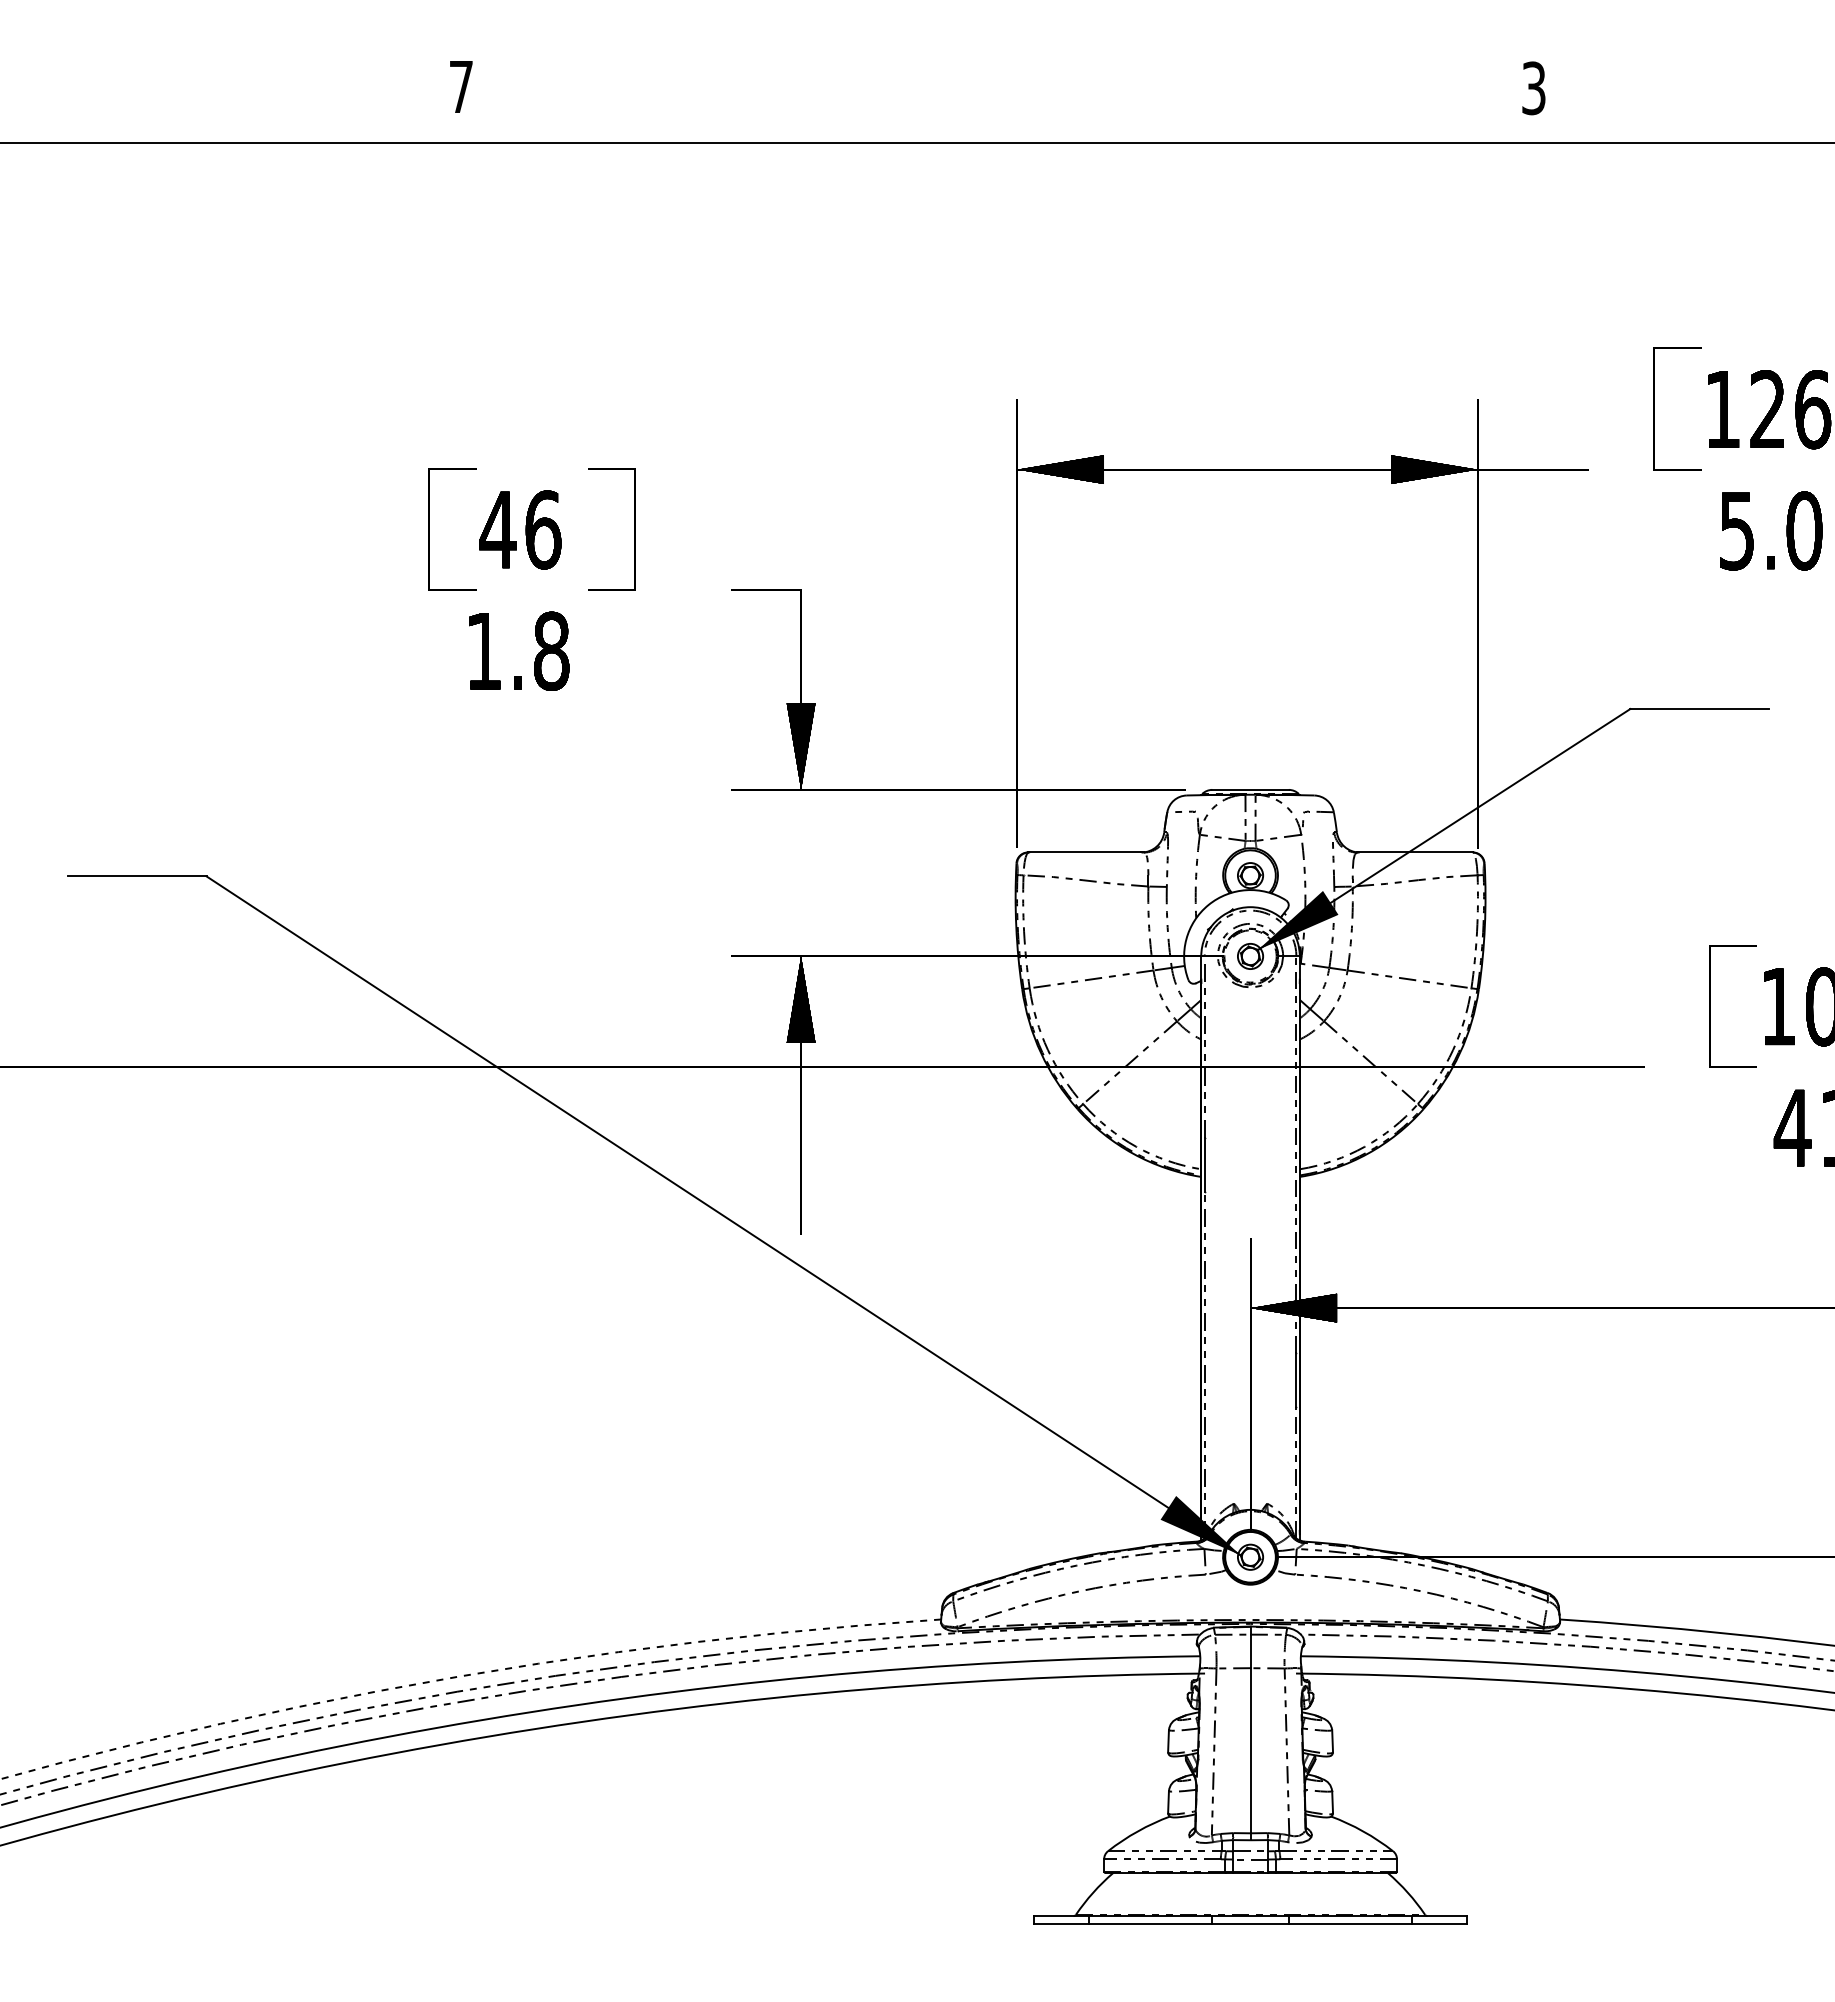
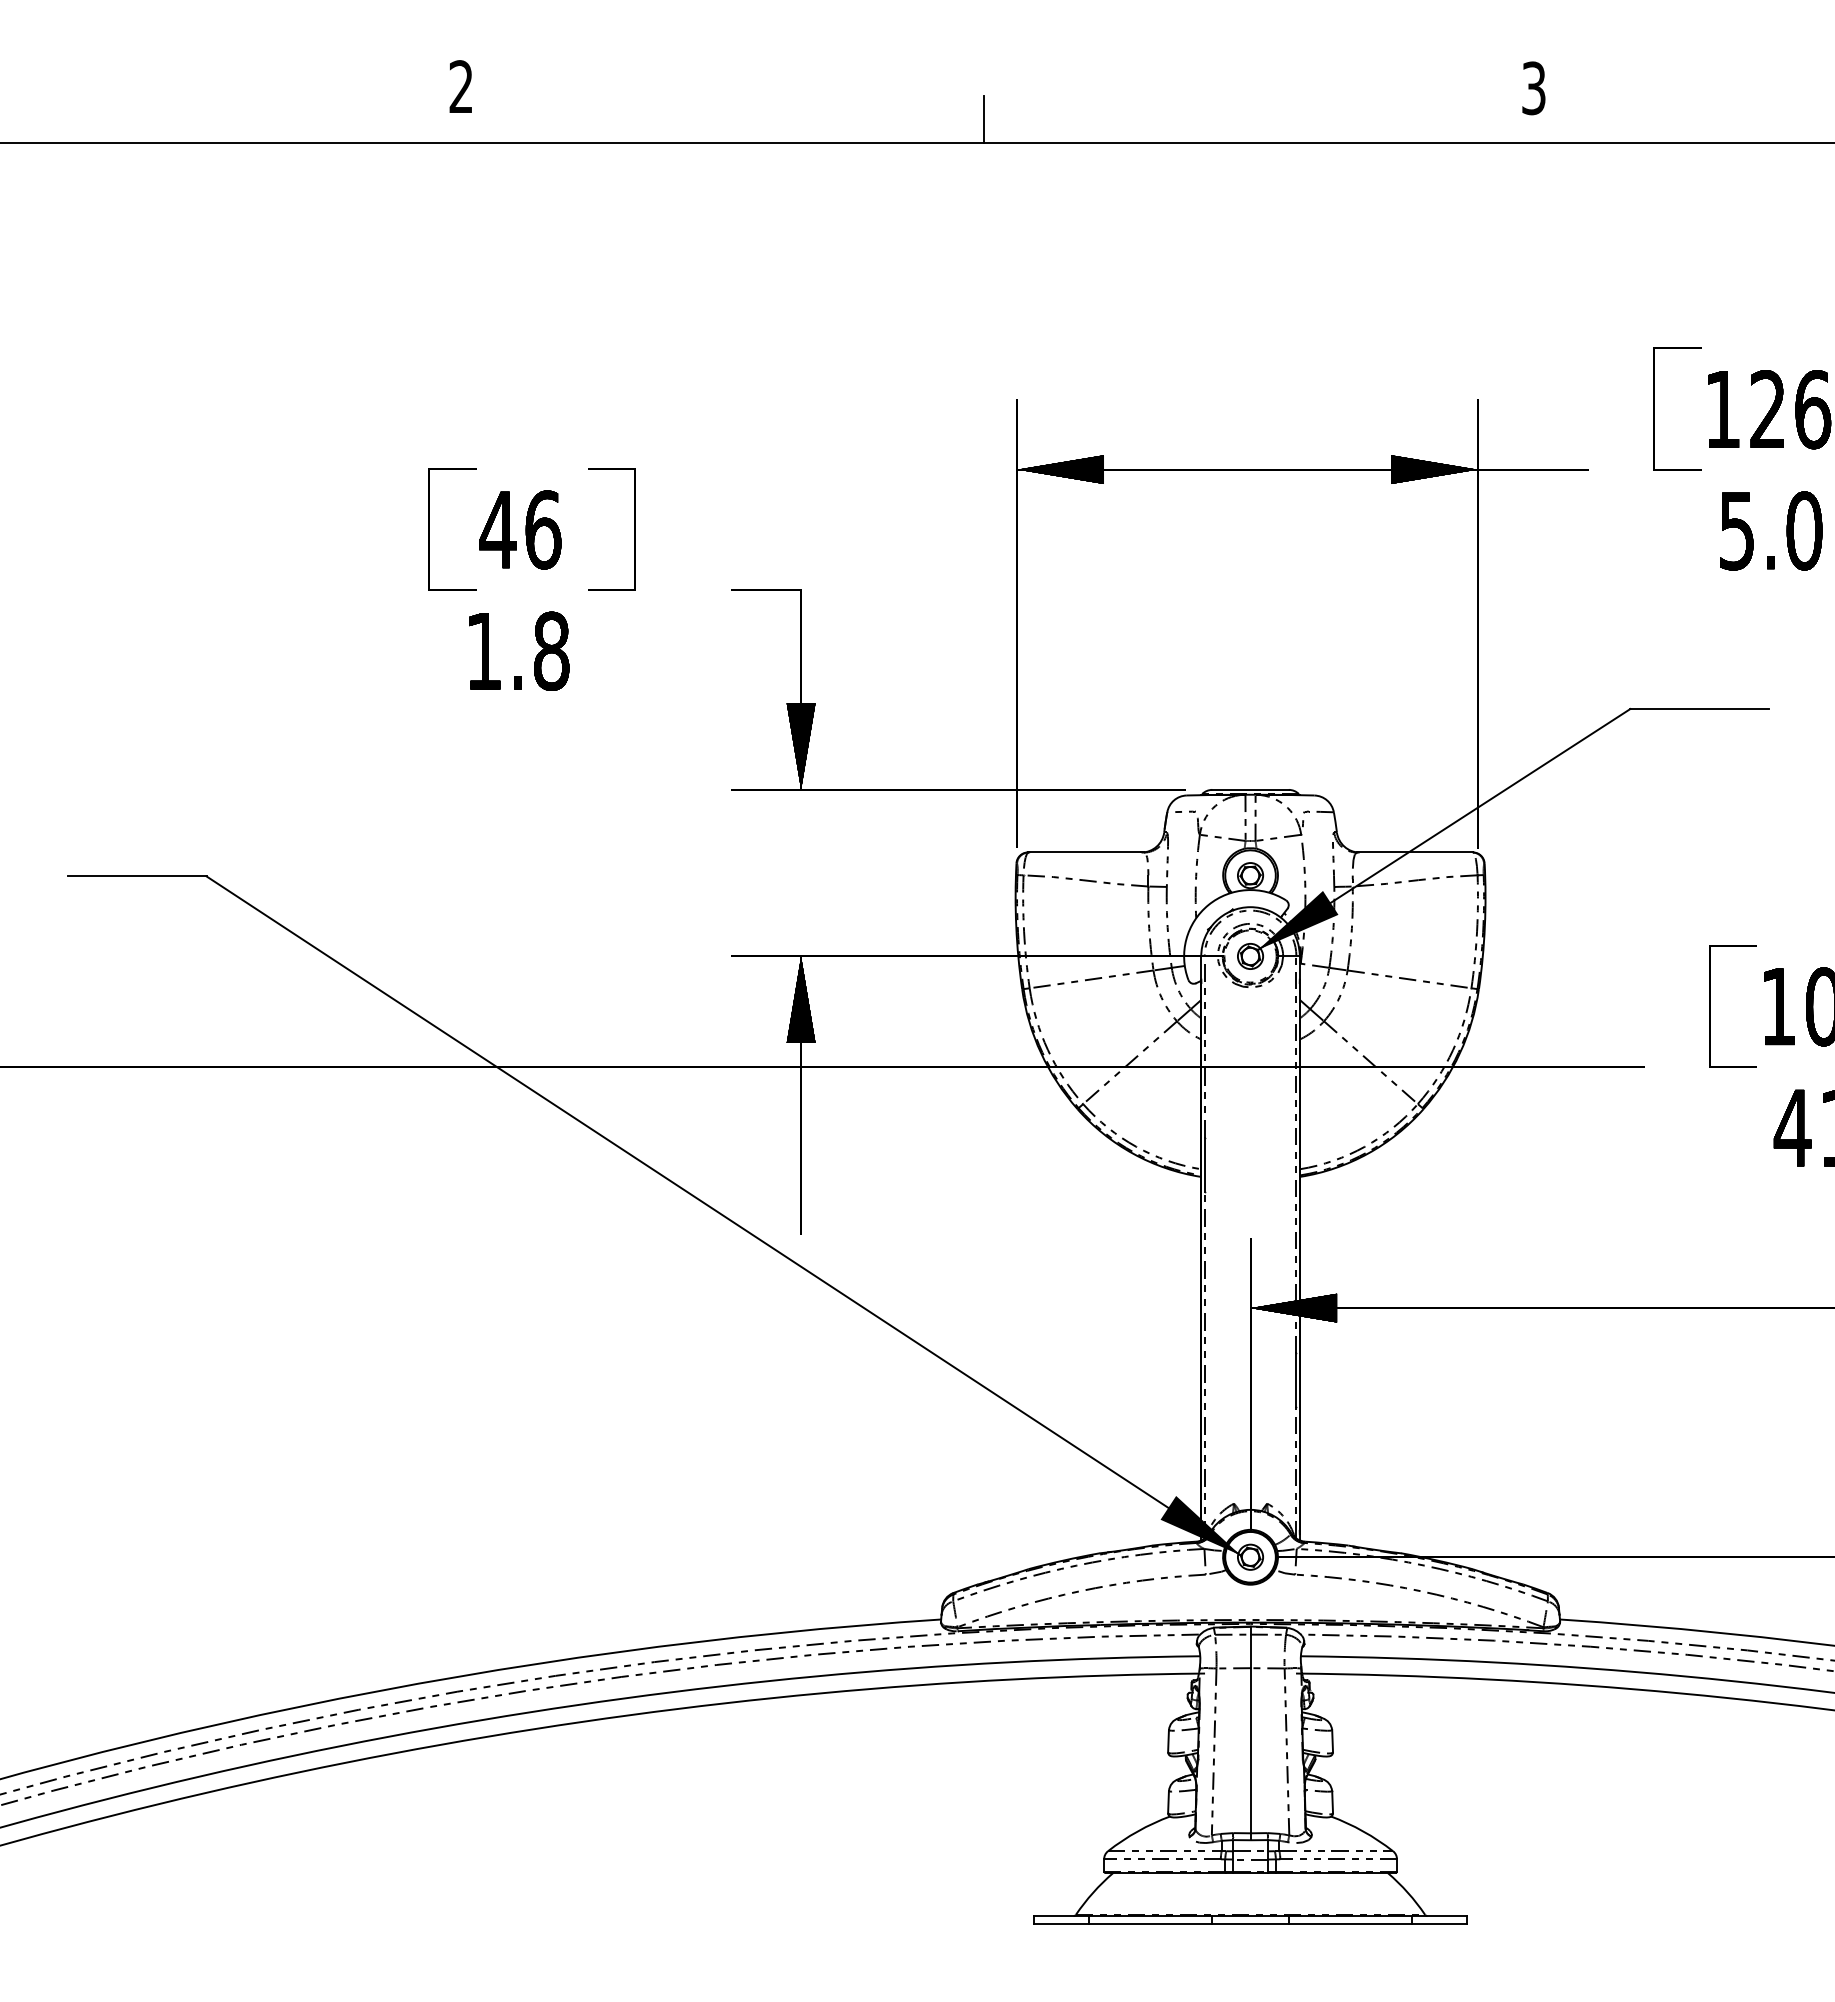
text: 7 -> 2 (460, 86)
line: none -> present (983, 119)
arc: dashed -> solid (465, 1675)
